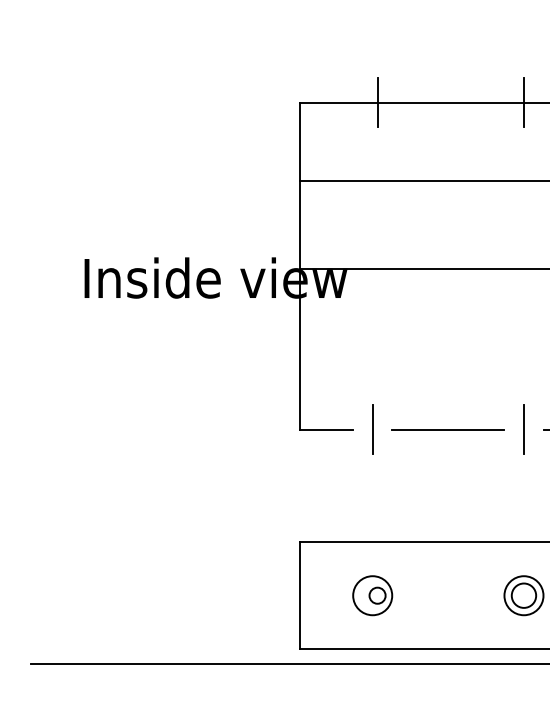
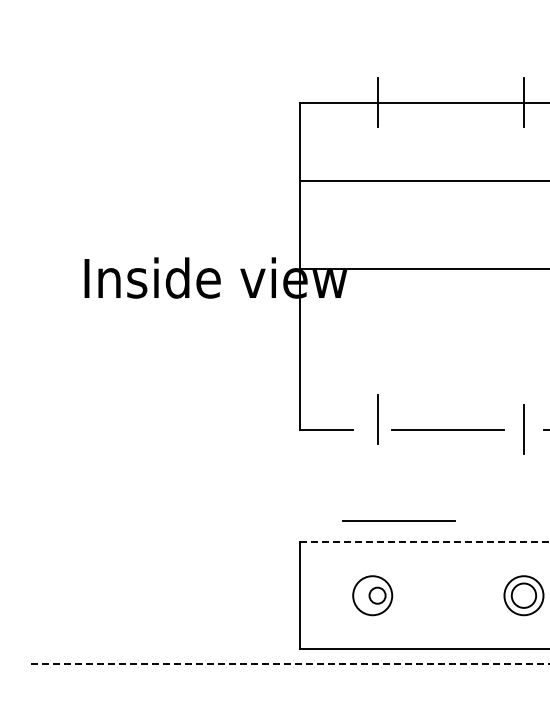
line position: (372, 429) -> (377, 419) (377, 419)
line: none -> present (398, 520)
line: solid -> dashed (424, 542)
line: solid -> dashed (291, 664)
